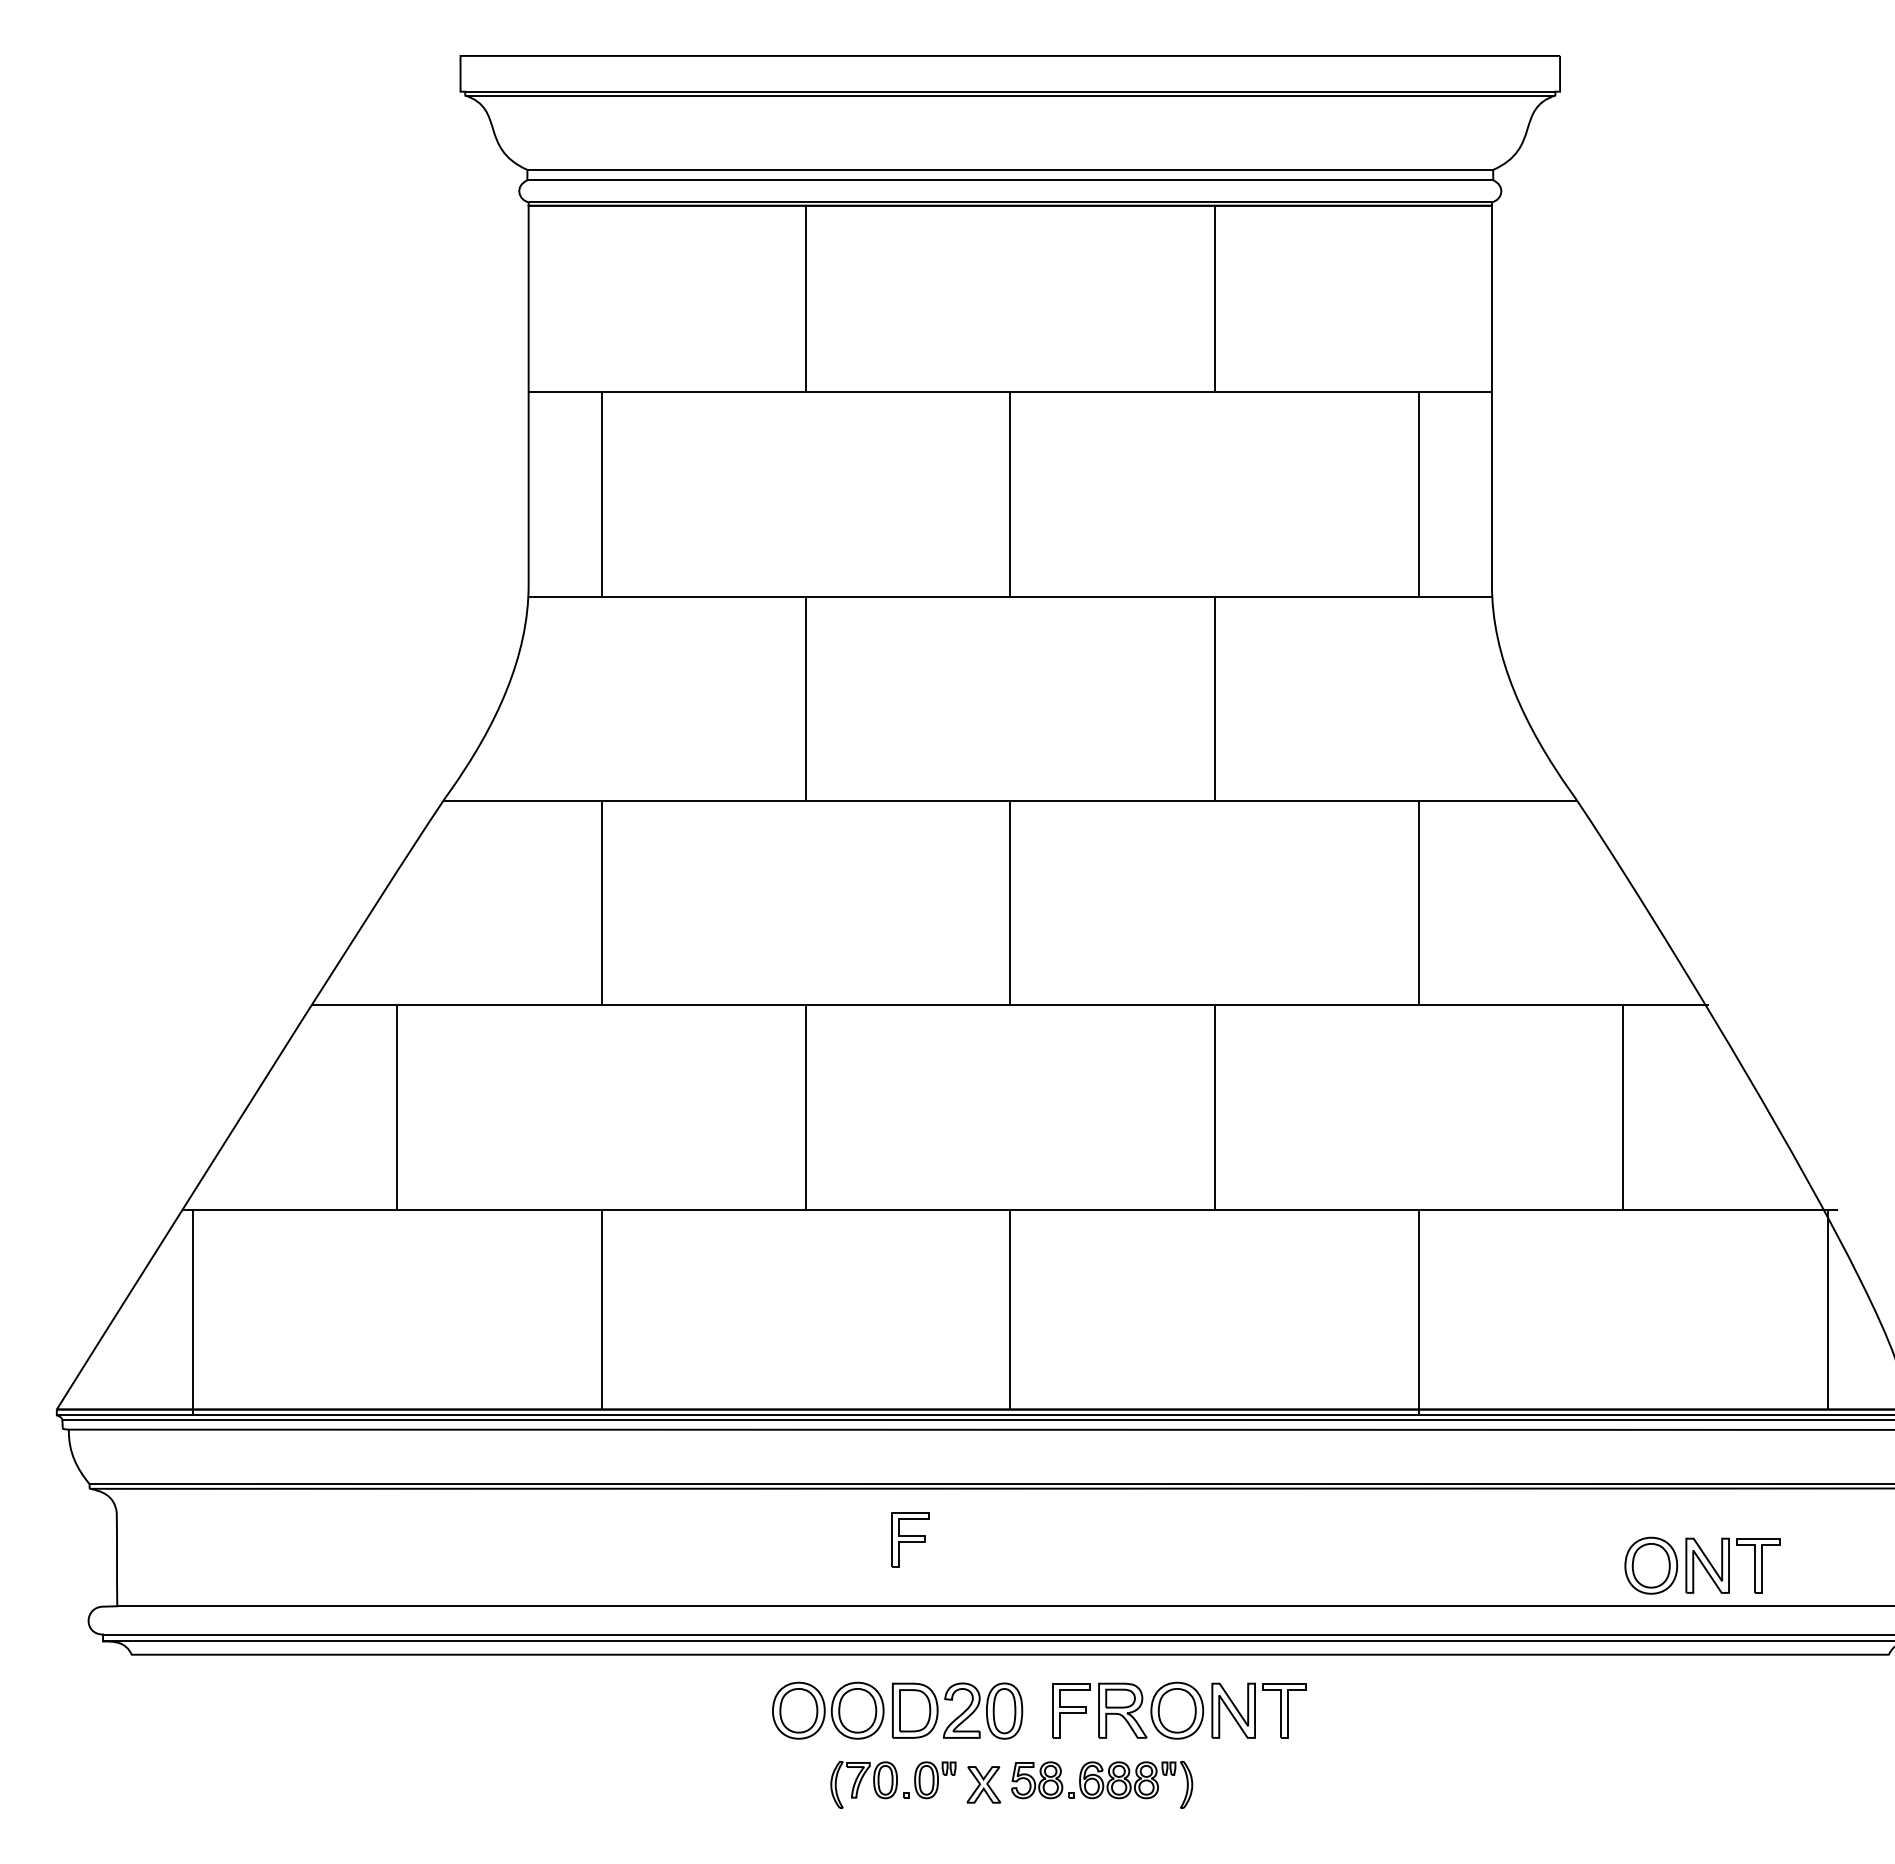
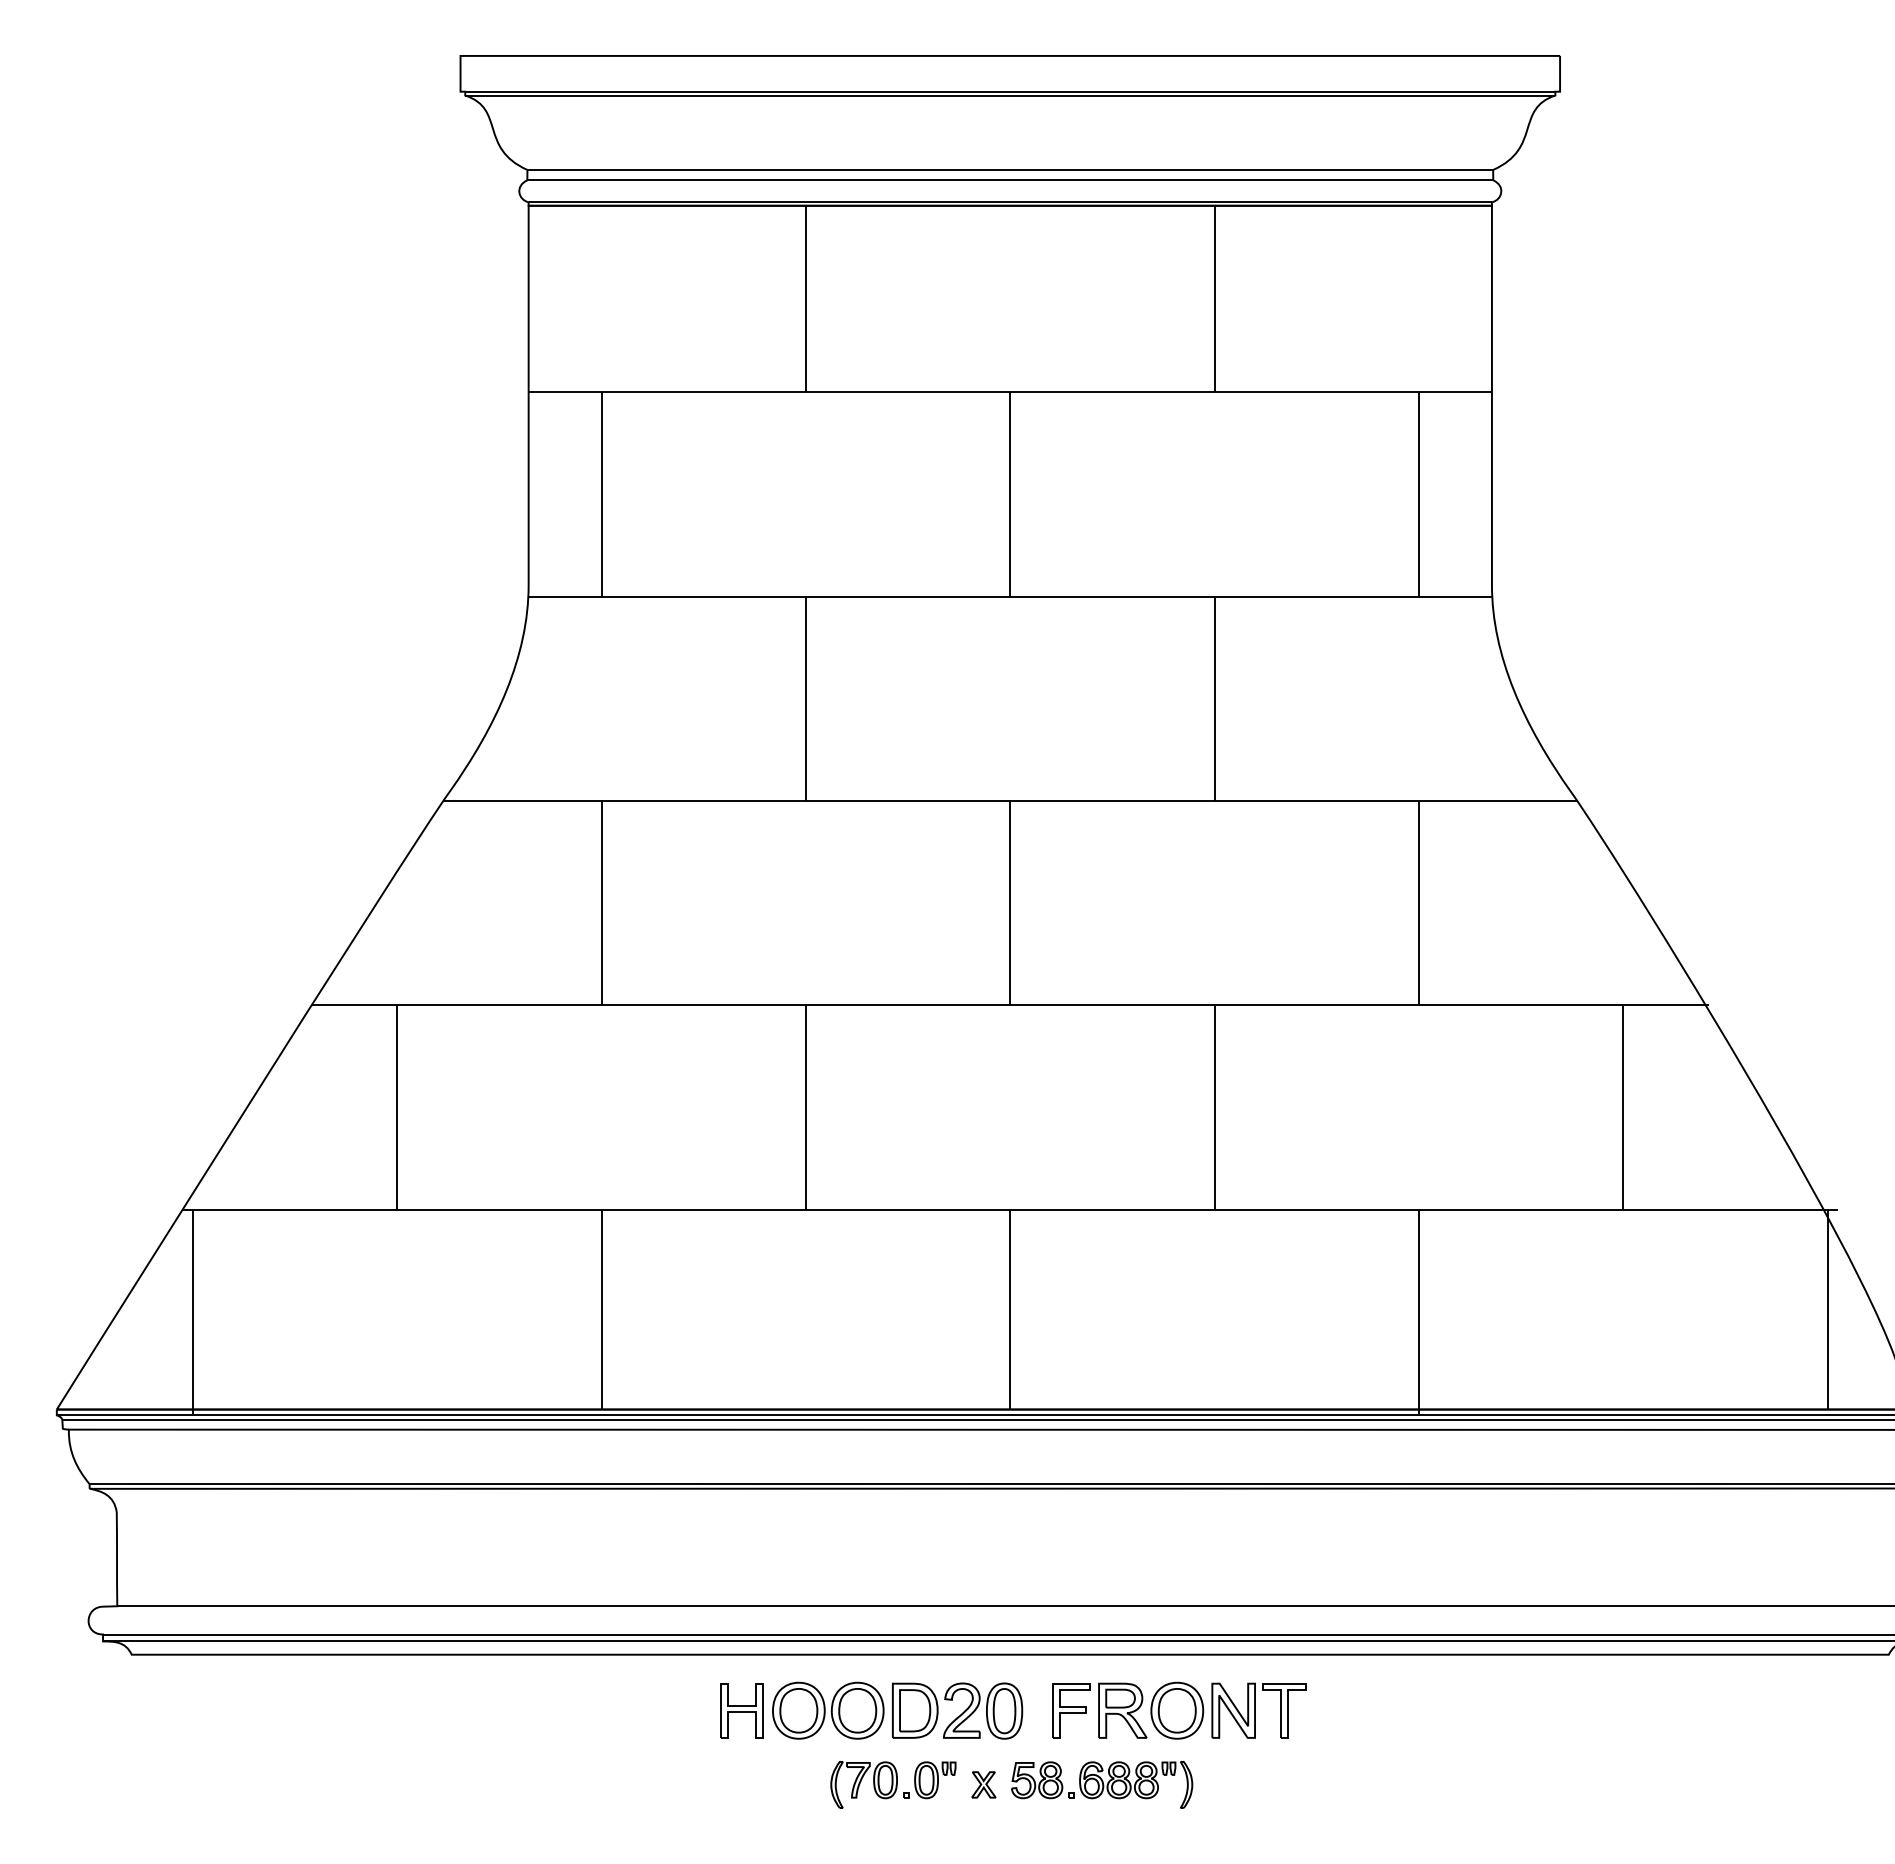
part: present -> none (910, 1539)
part: present -> none (1702, 1565)
part: none -> present (741, 1710)
part size: 36x38 px -> 26x28 px (983, 1784)
